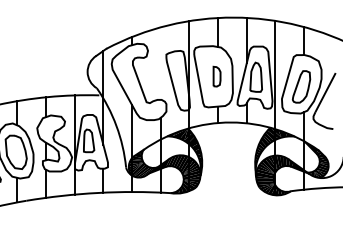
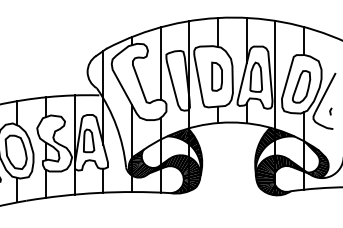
line: none -> present (160, 63)
part size: 10x23 px -> 12x31 px (216, 76)
line: none -> present (330, 111)
